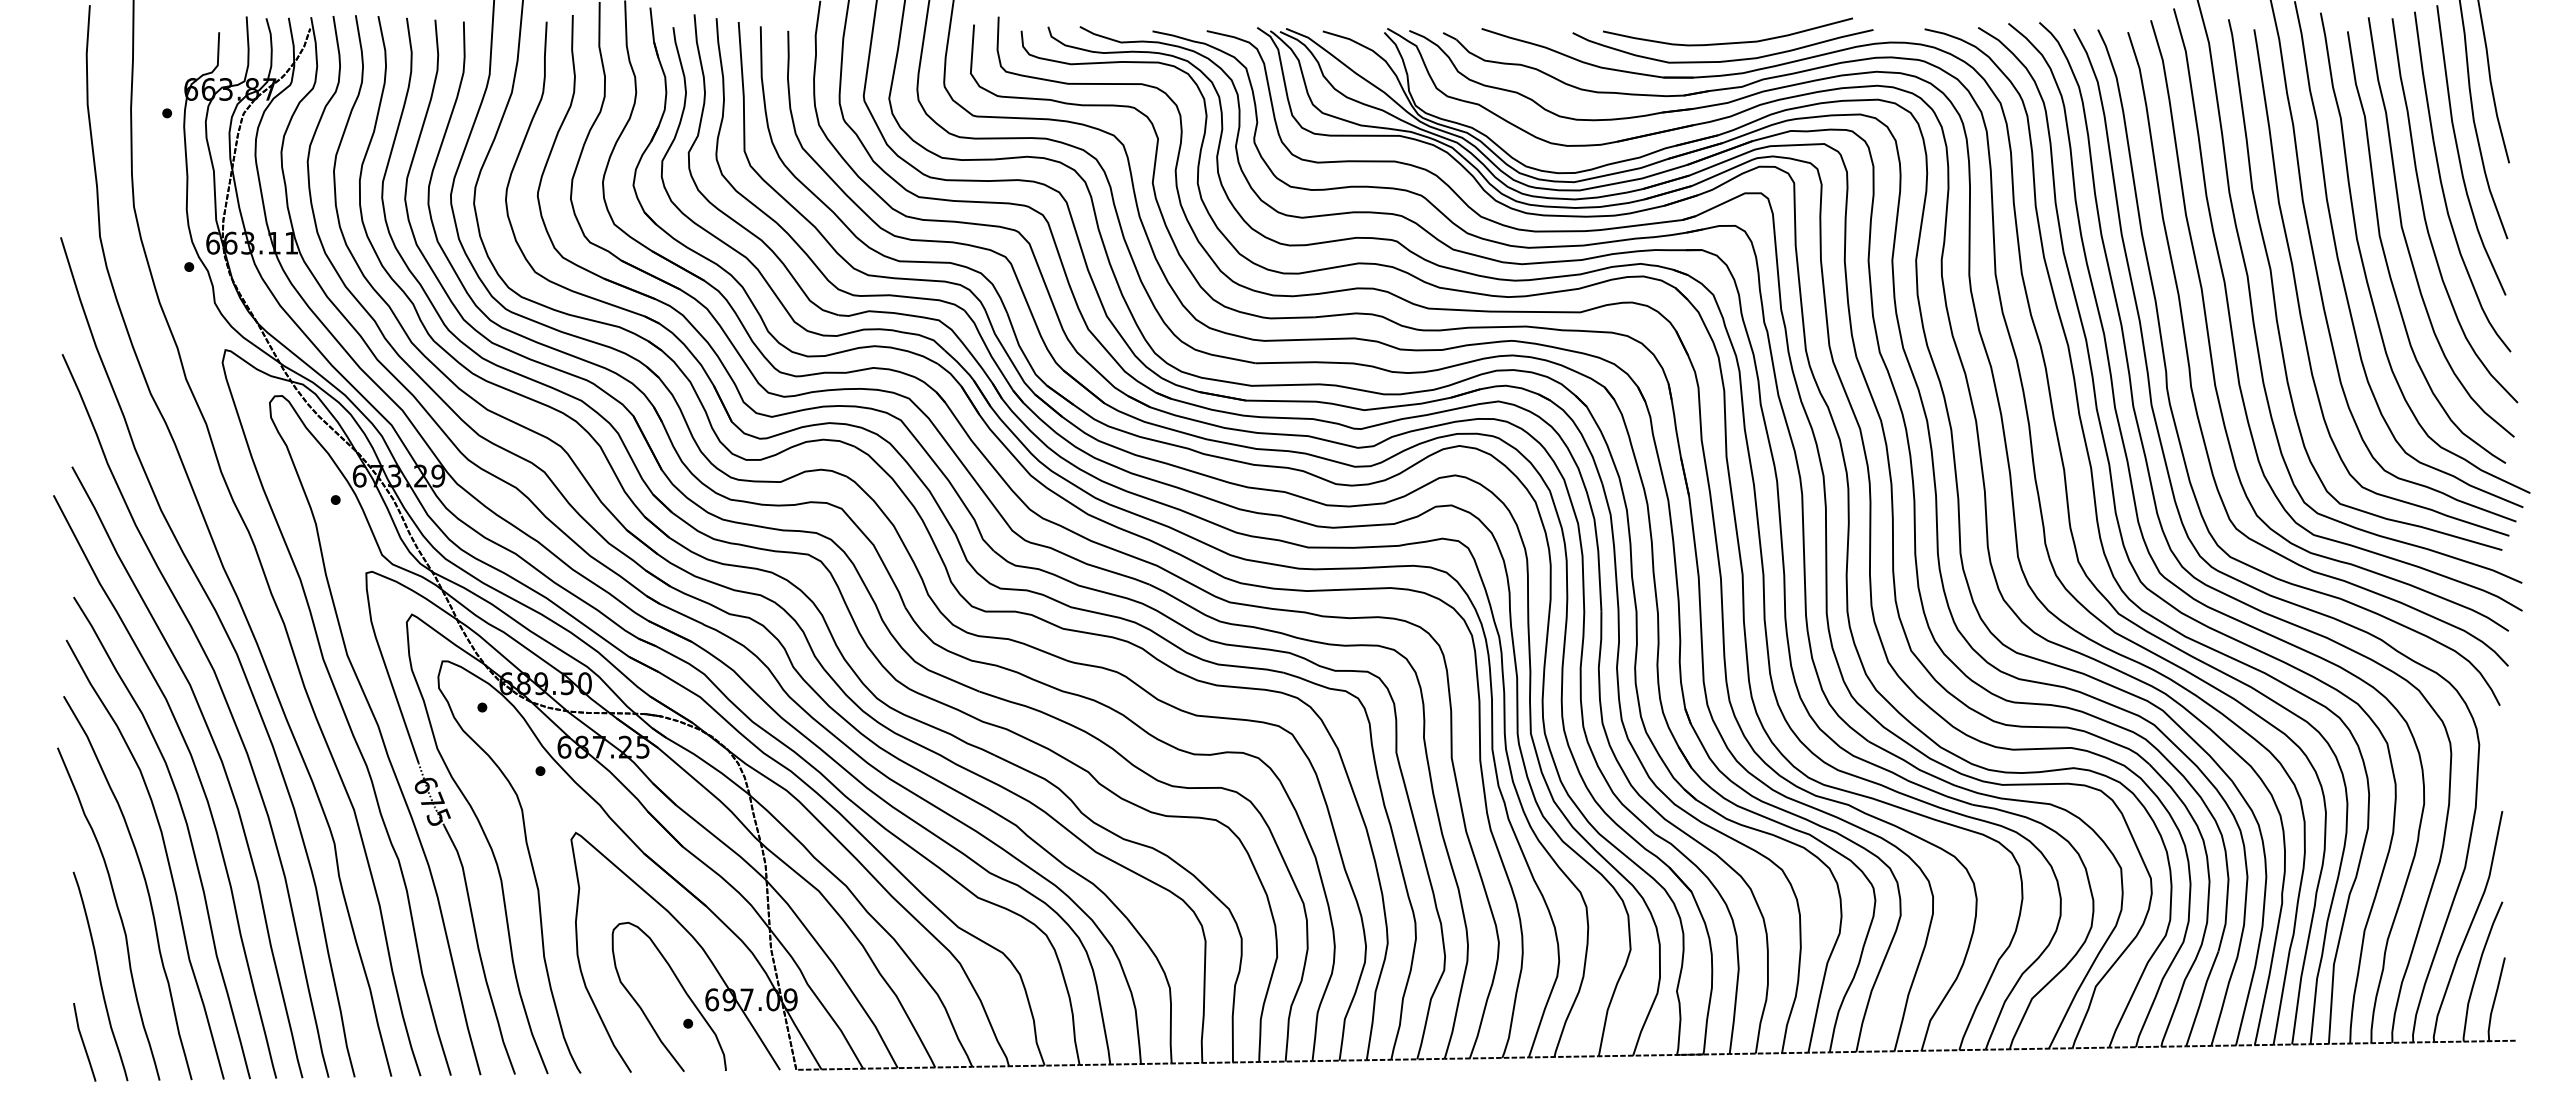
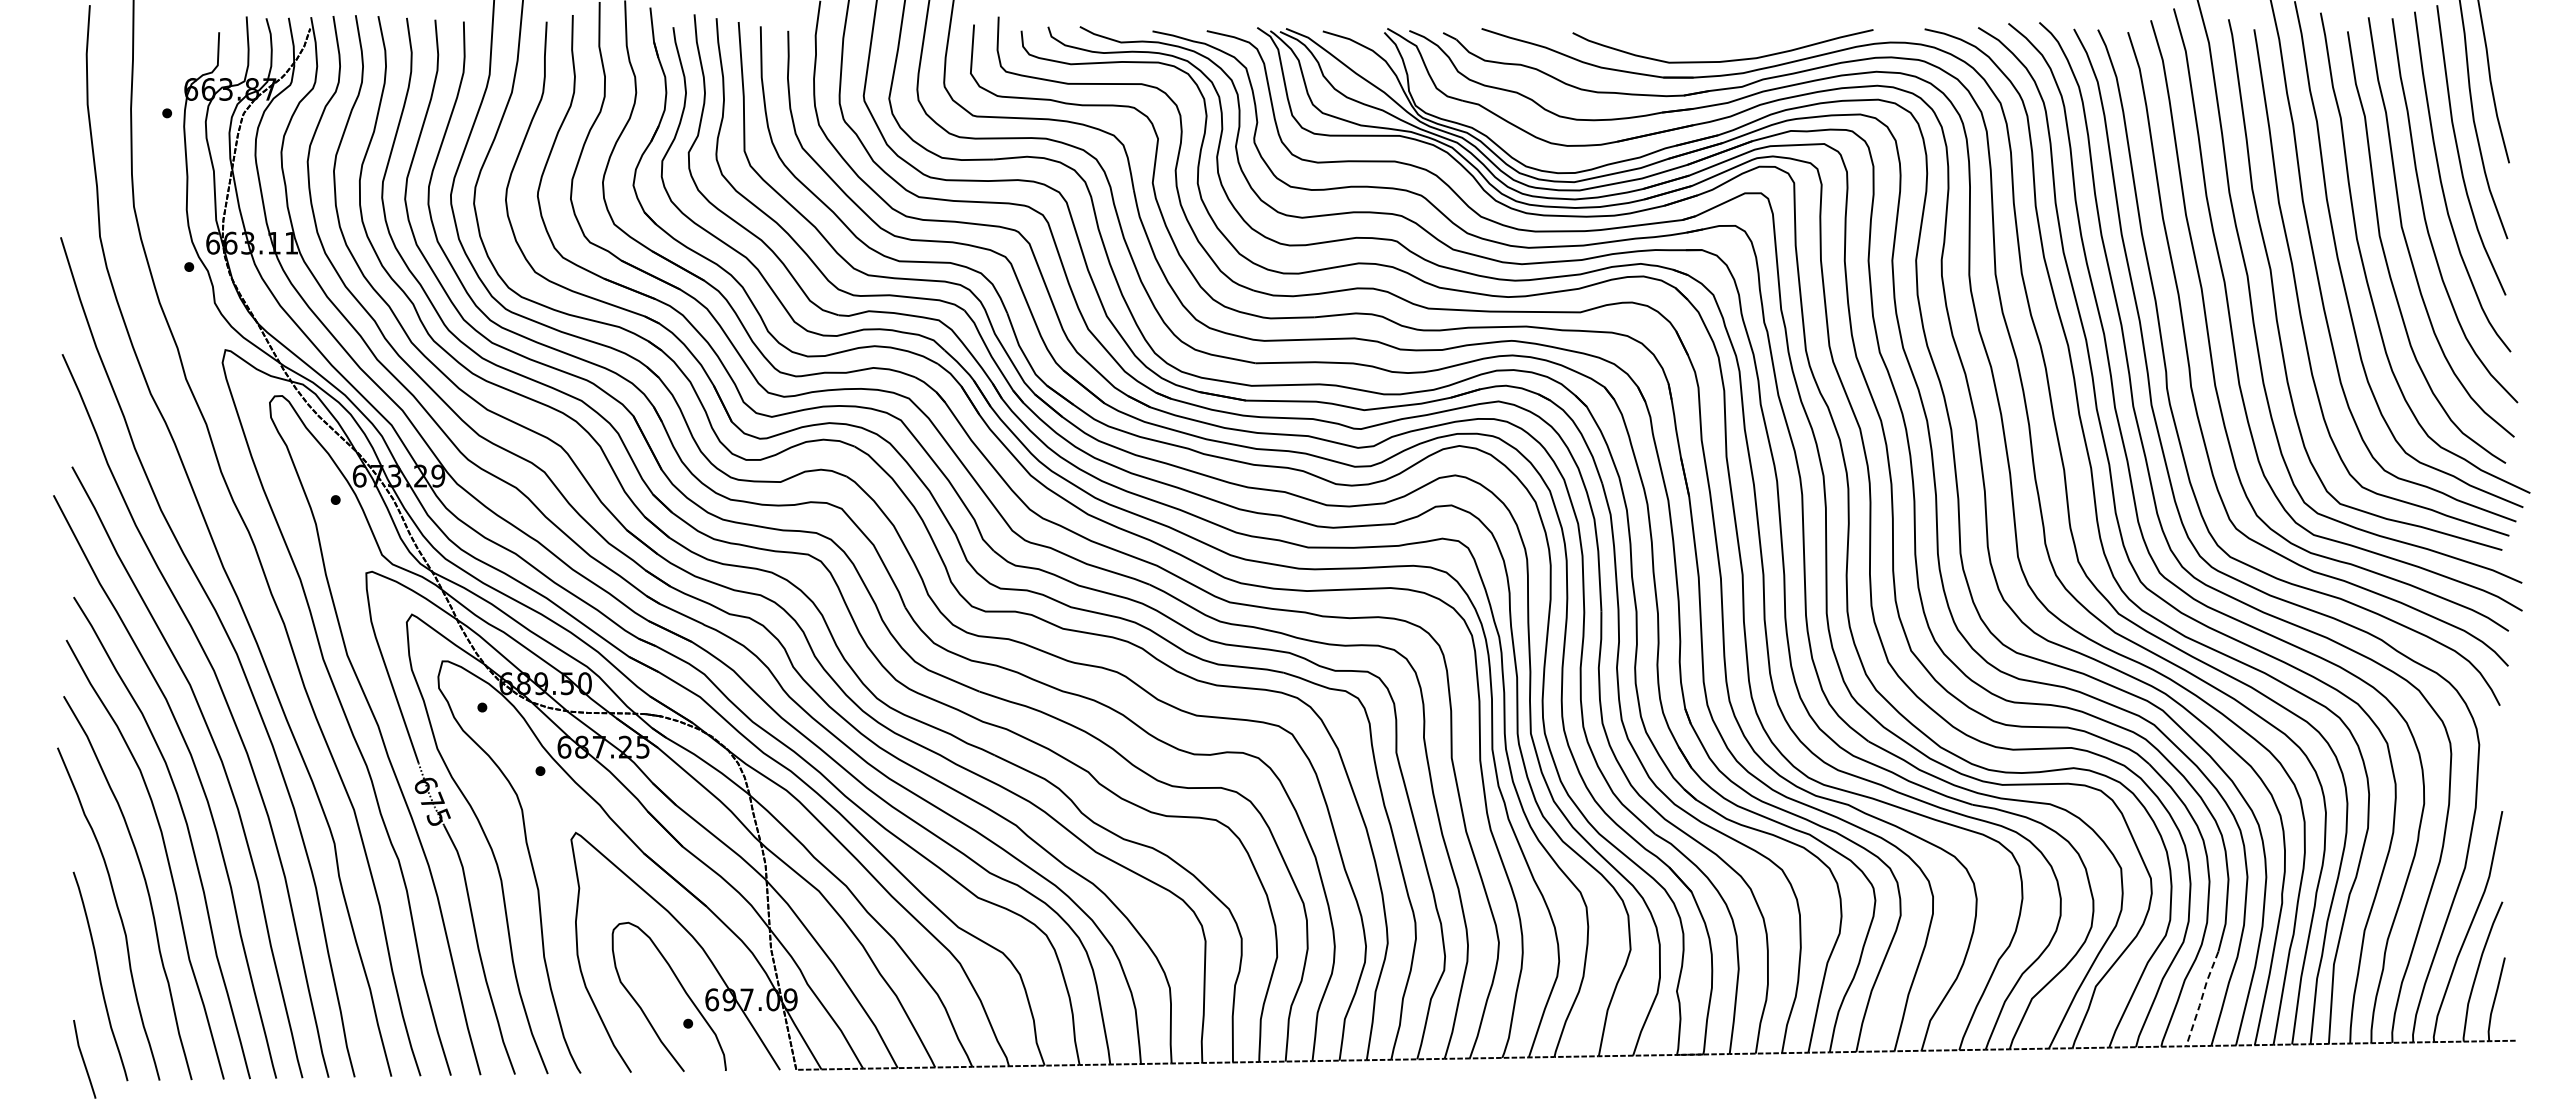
curve: present -> none (1727, 42)
line: solid -> dashed (2201, 999)
line position: (84, 1042) -> (84, 1059) (84, 1059)
